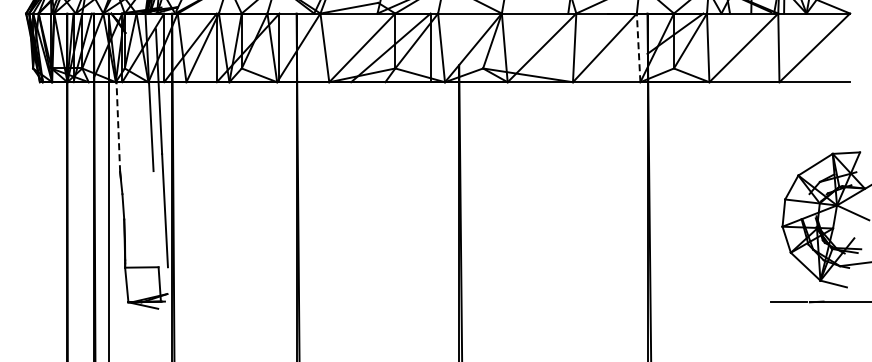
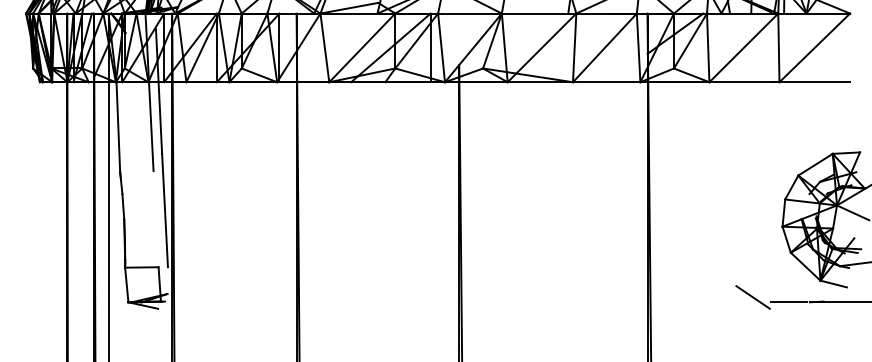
line: dashed -> solid (638, 47)
line: dashed -> solid (118, 126)
line: none -> present (752, 297)
